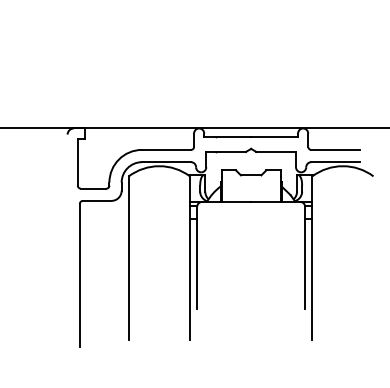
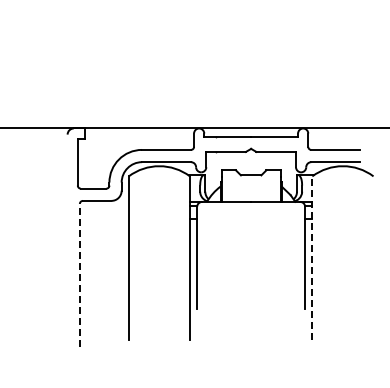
line: solid -> dashed (312, 257)
line: solid -> dashed (79, 274)
